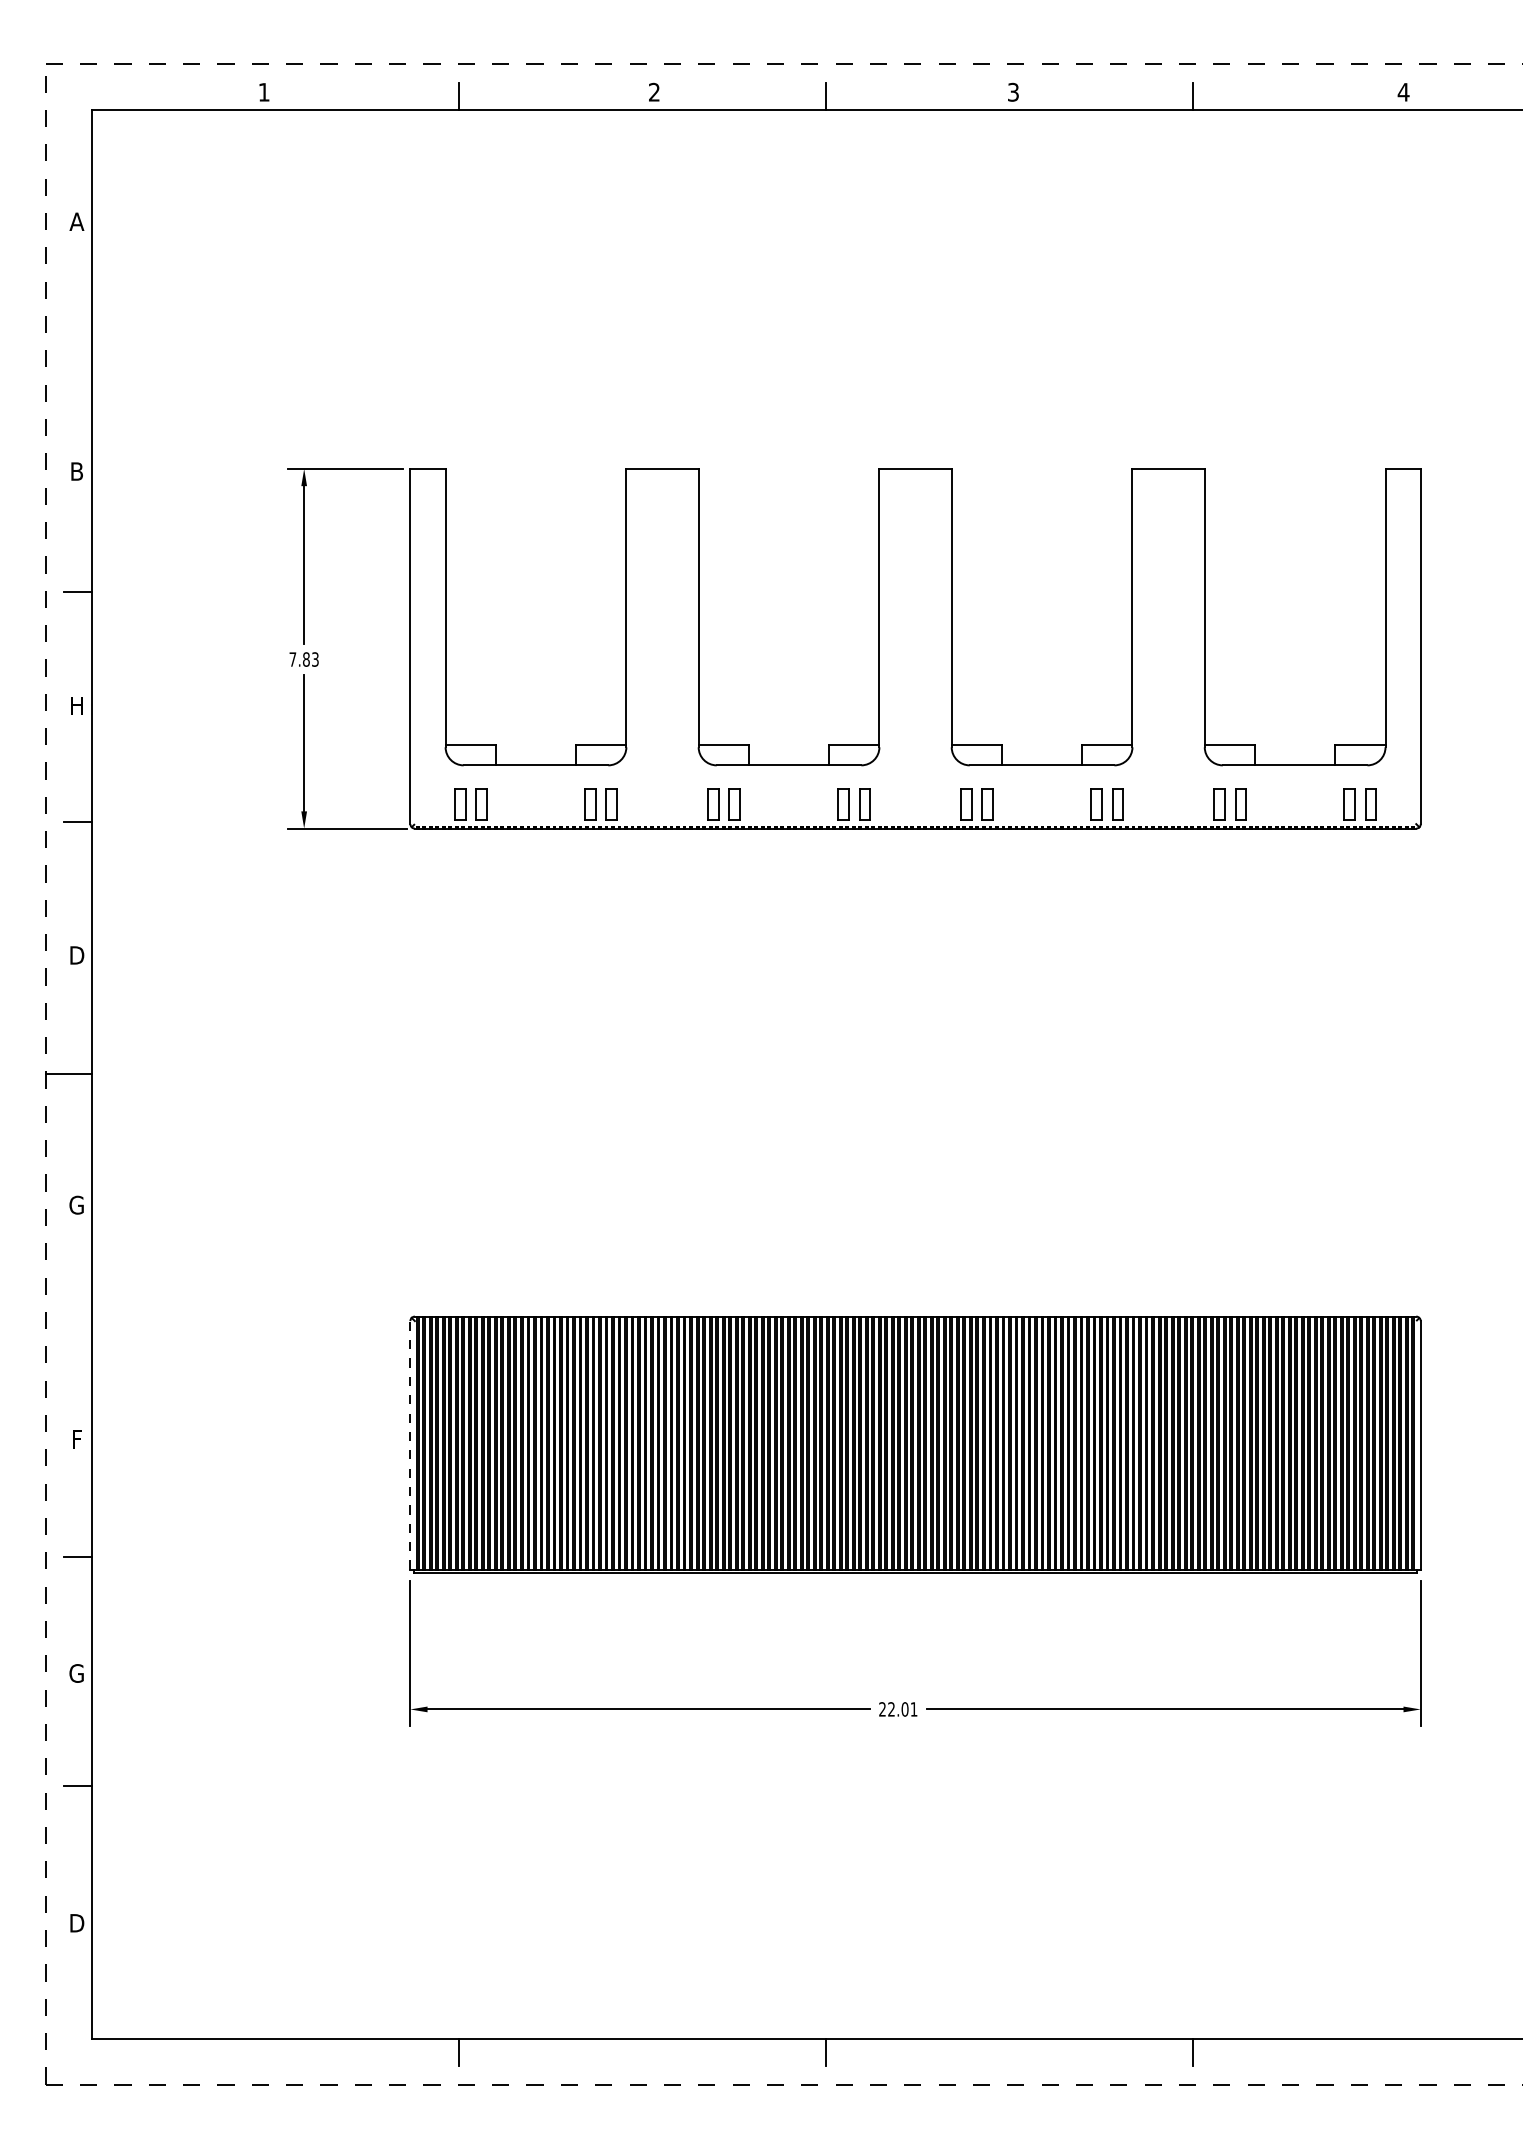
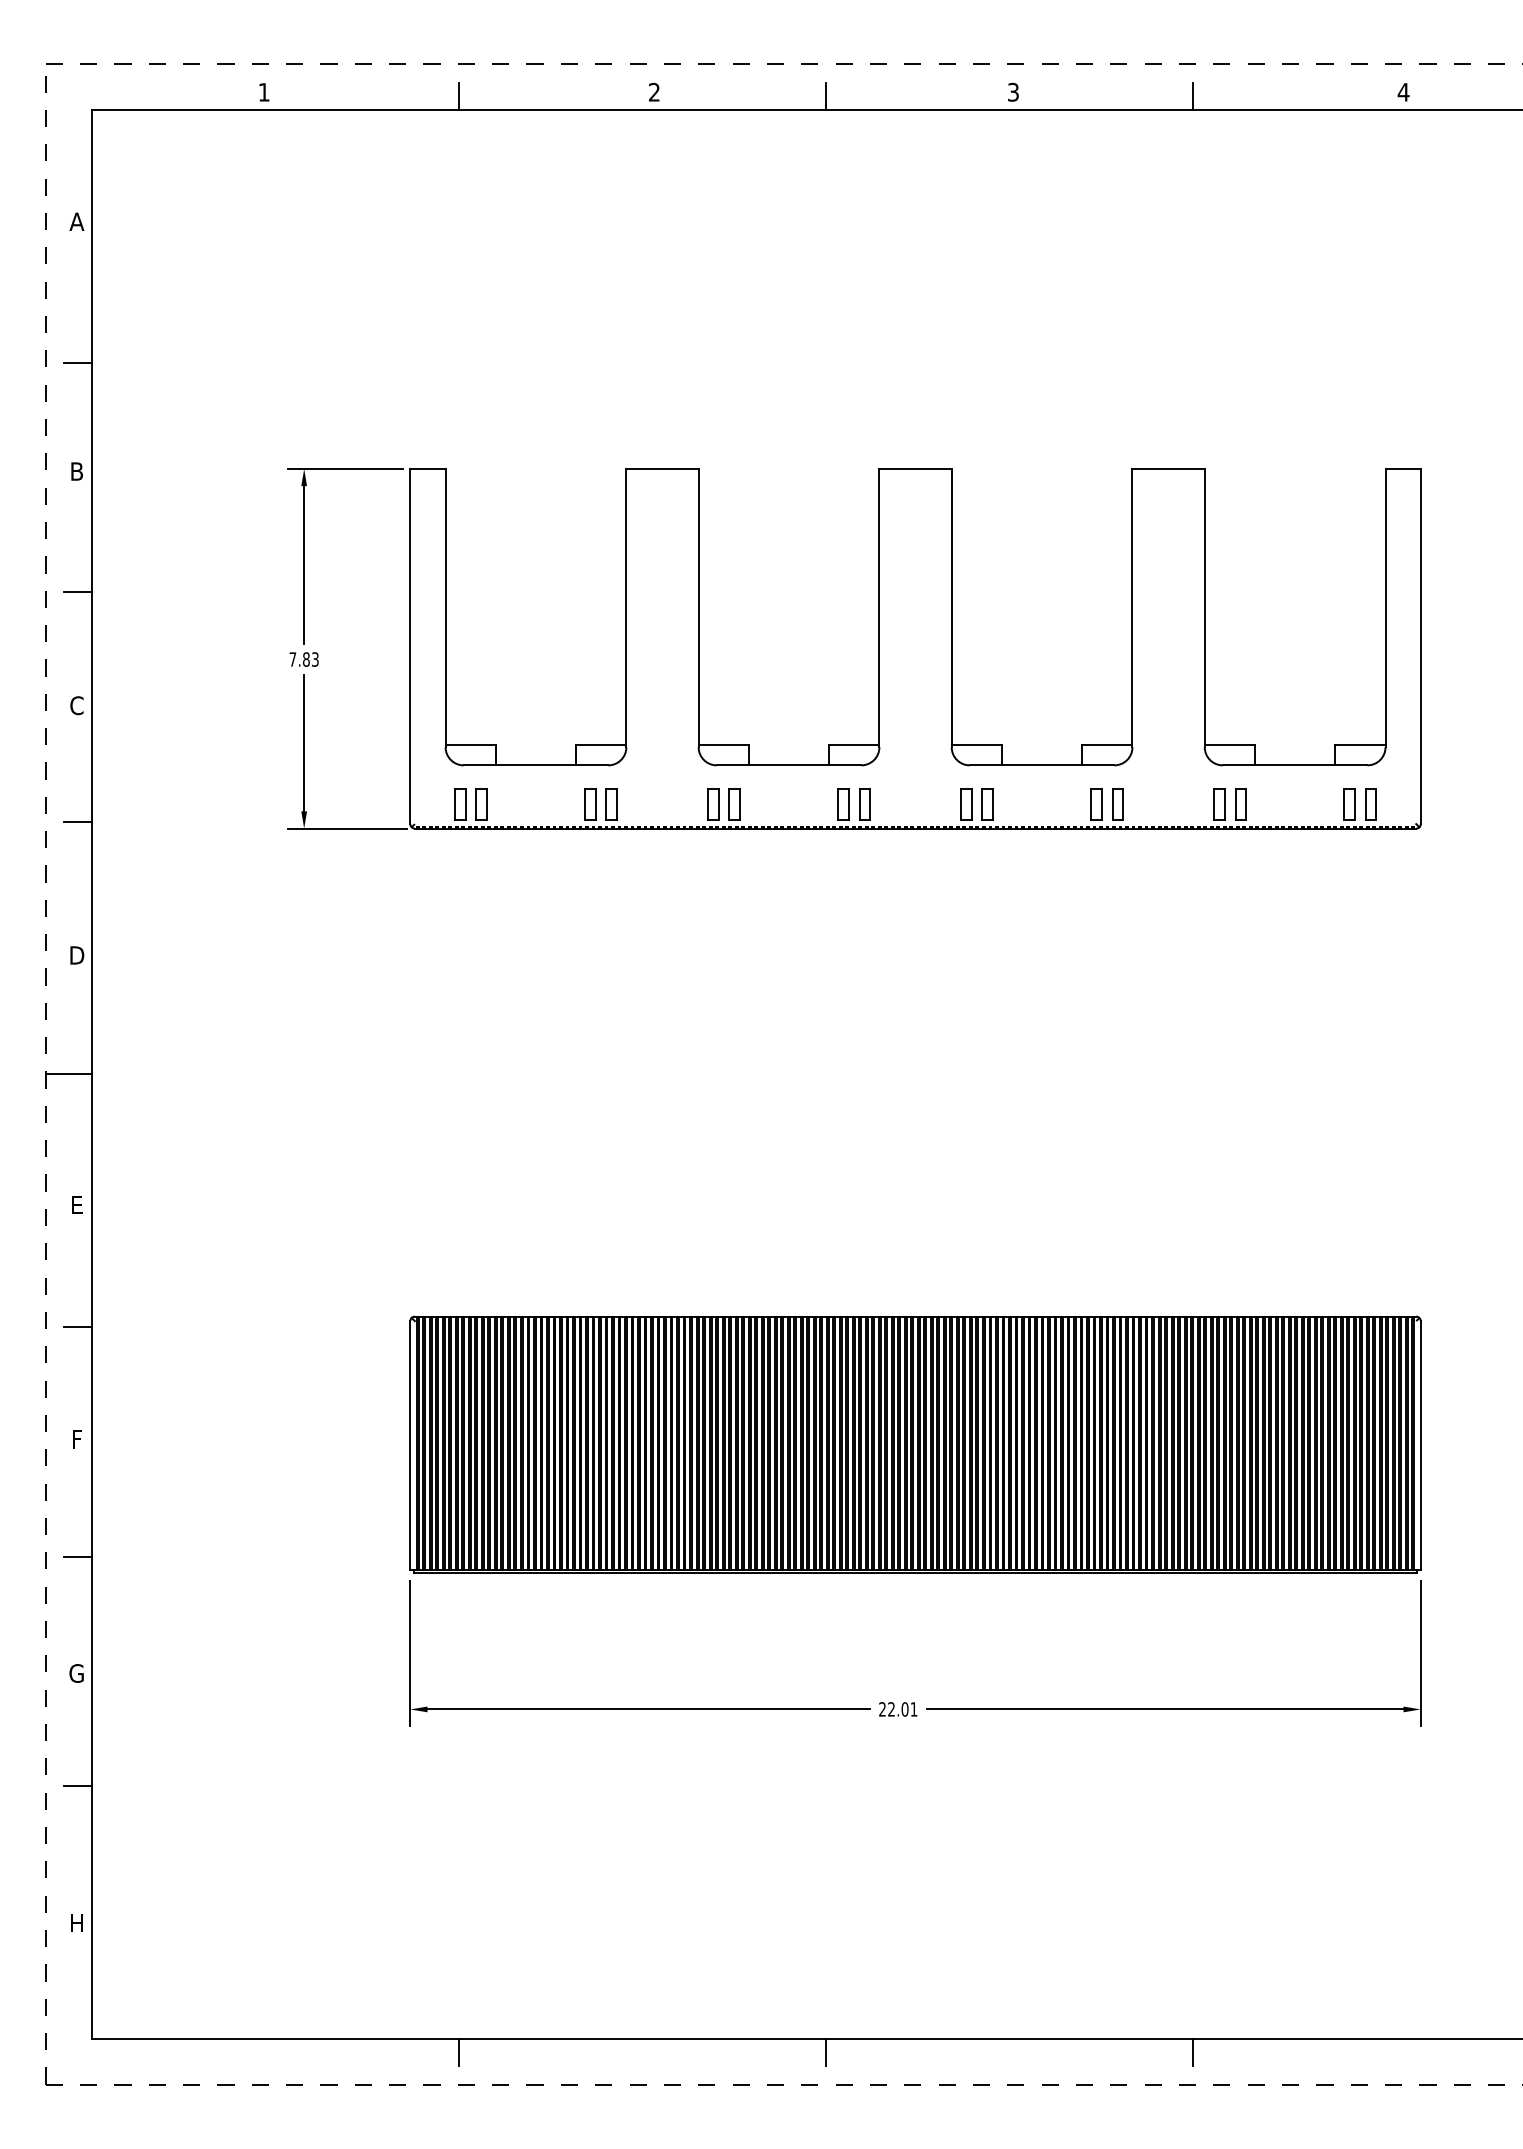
line: none -> present (77, 362)
text: H -> C (76, 705)
text: G -> E (76, 1204)
line: none -> present (77, 1327)
line: dashed -> solid (410, 1444)
text: D -> H (77, 1923)
